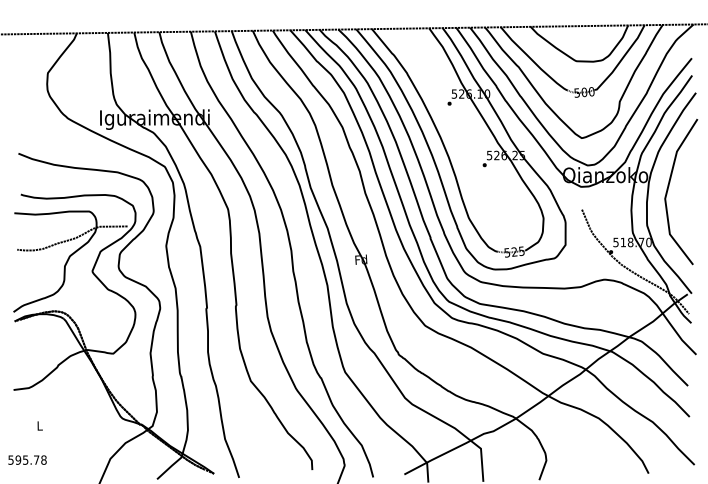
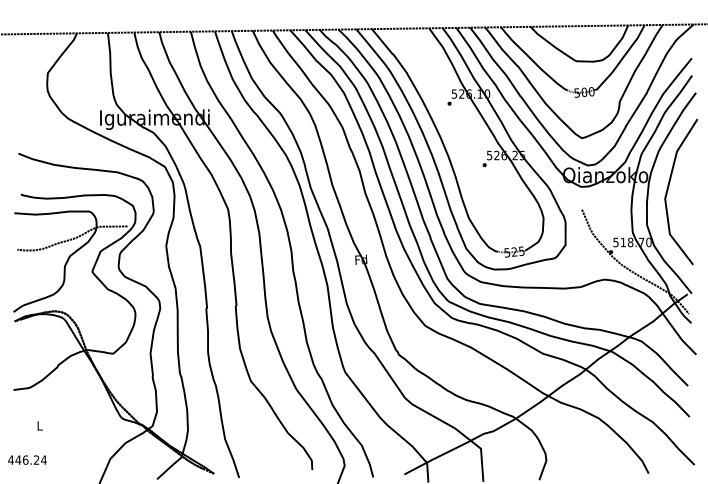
text: 595.78 -> 446.24 (27, 459)
